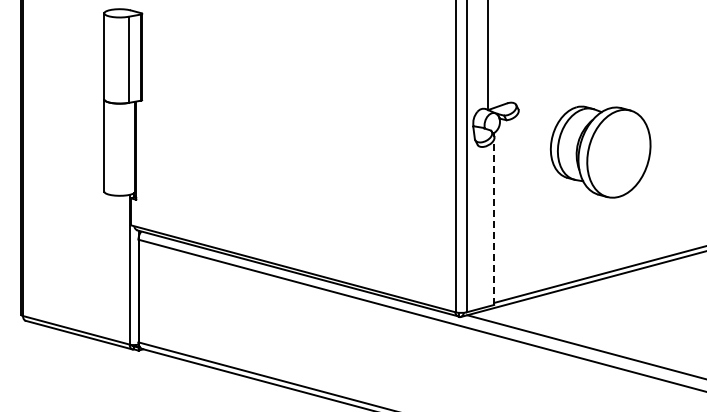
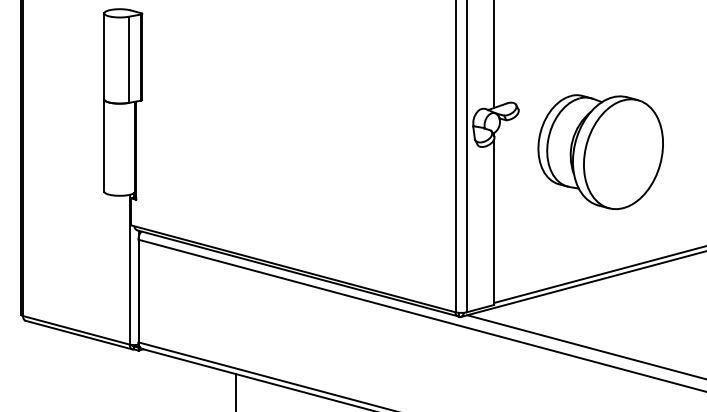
line position: (488, 54) -> (494, 54) (494, 54)
part size: 103x94 px -> 127x116 px (600, 151)
line: dashed -> solid (494, 222)
line: none -> present (236, 391)
